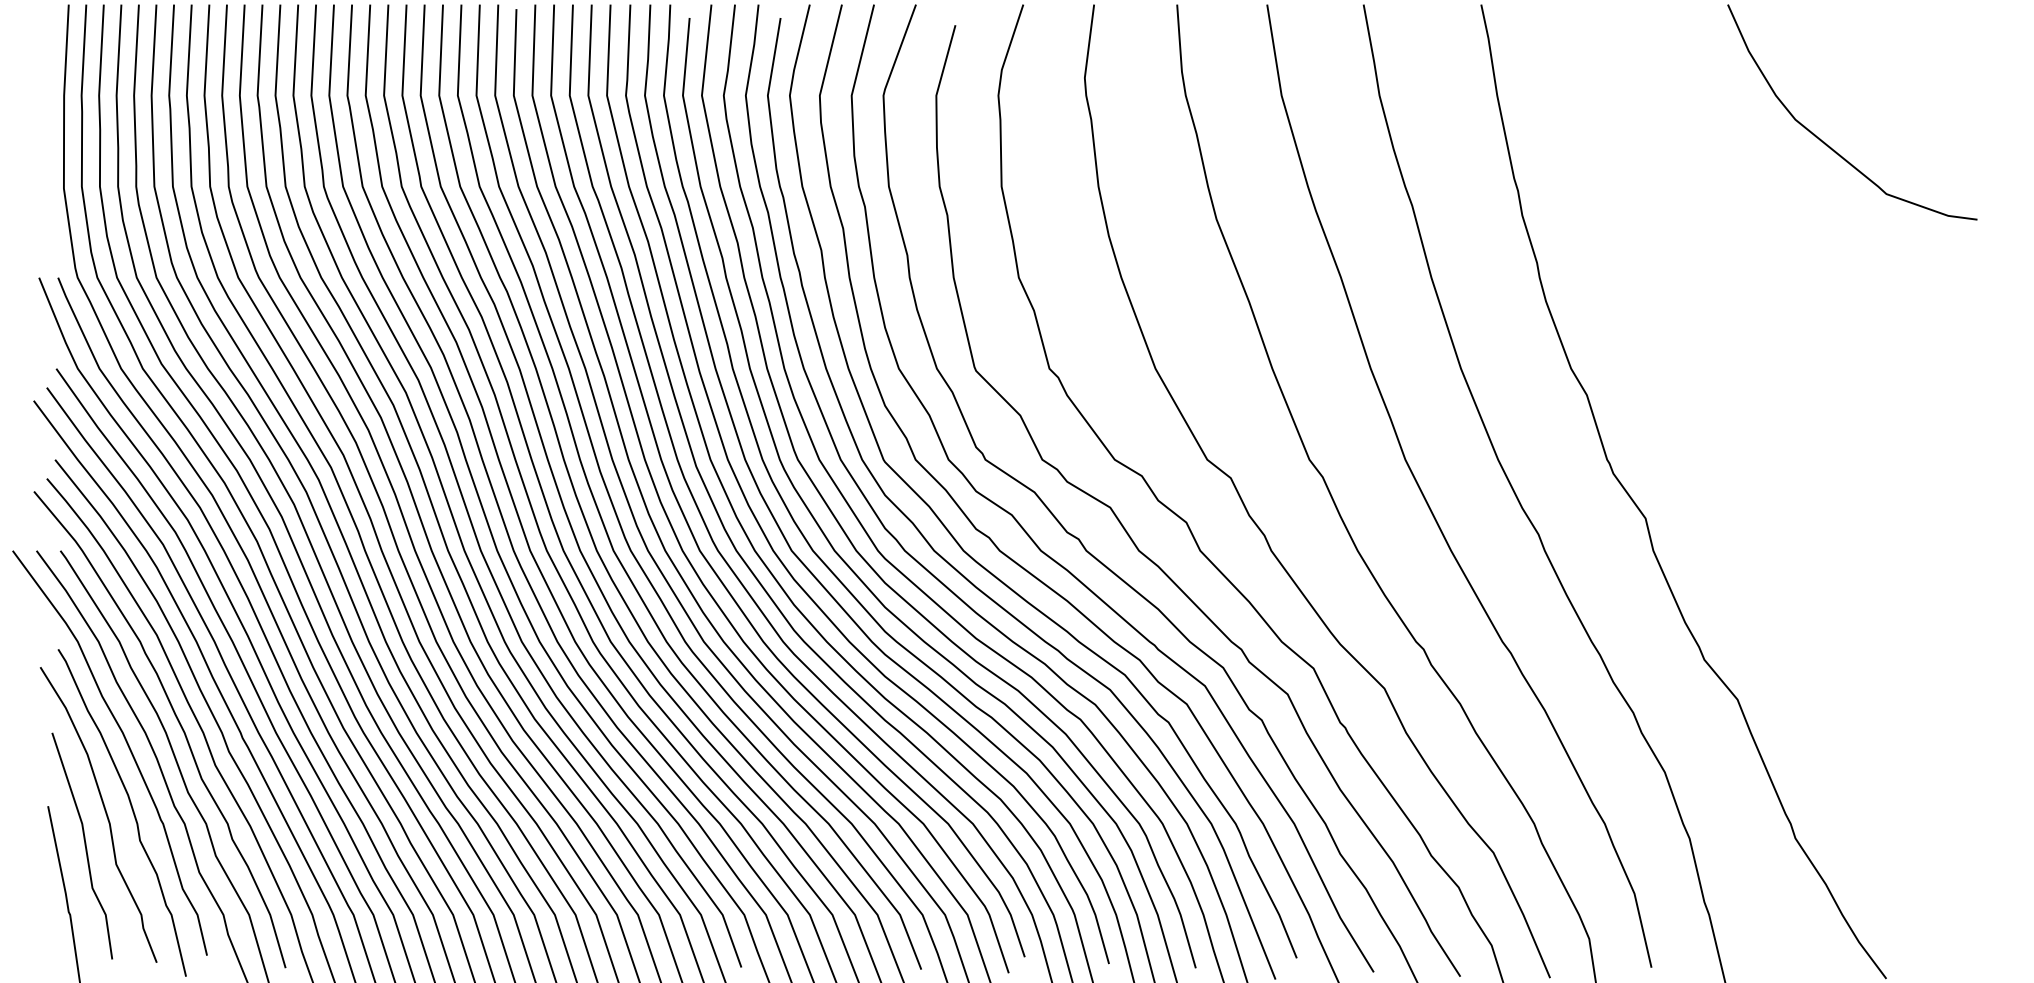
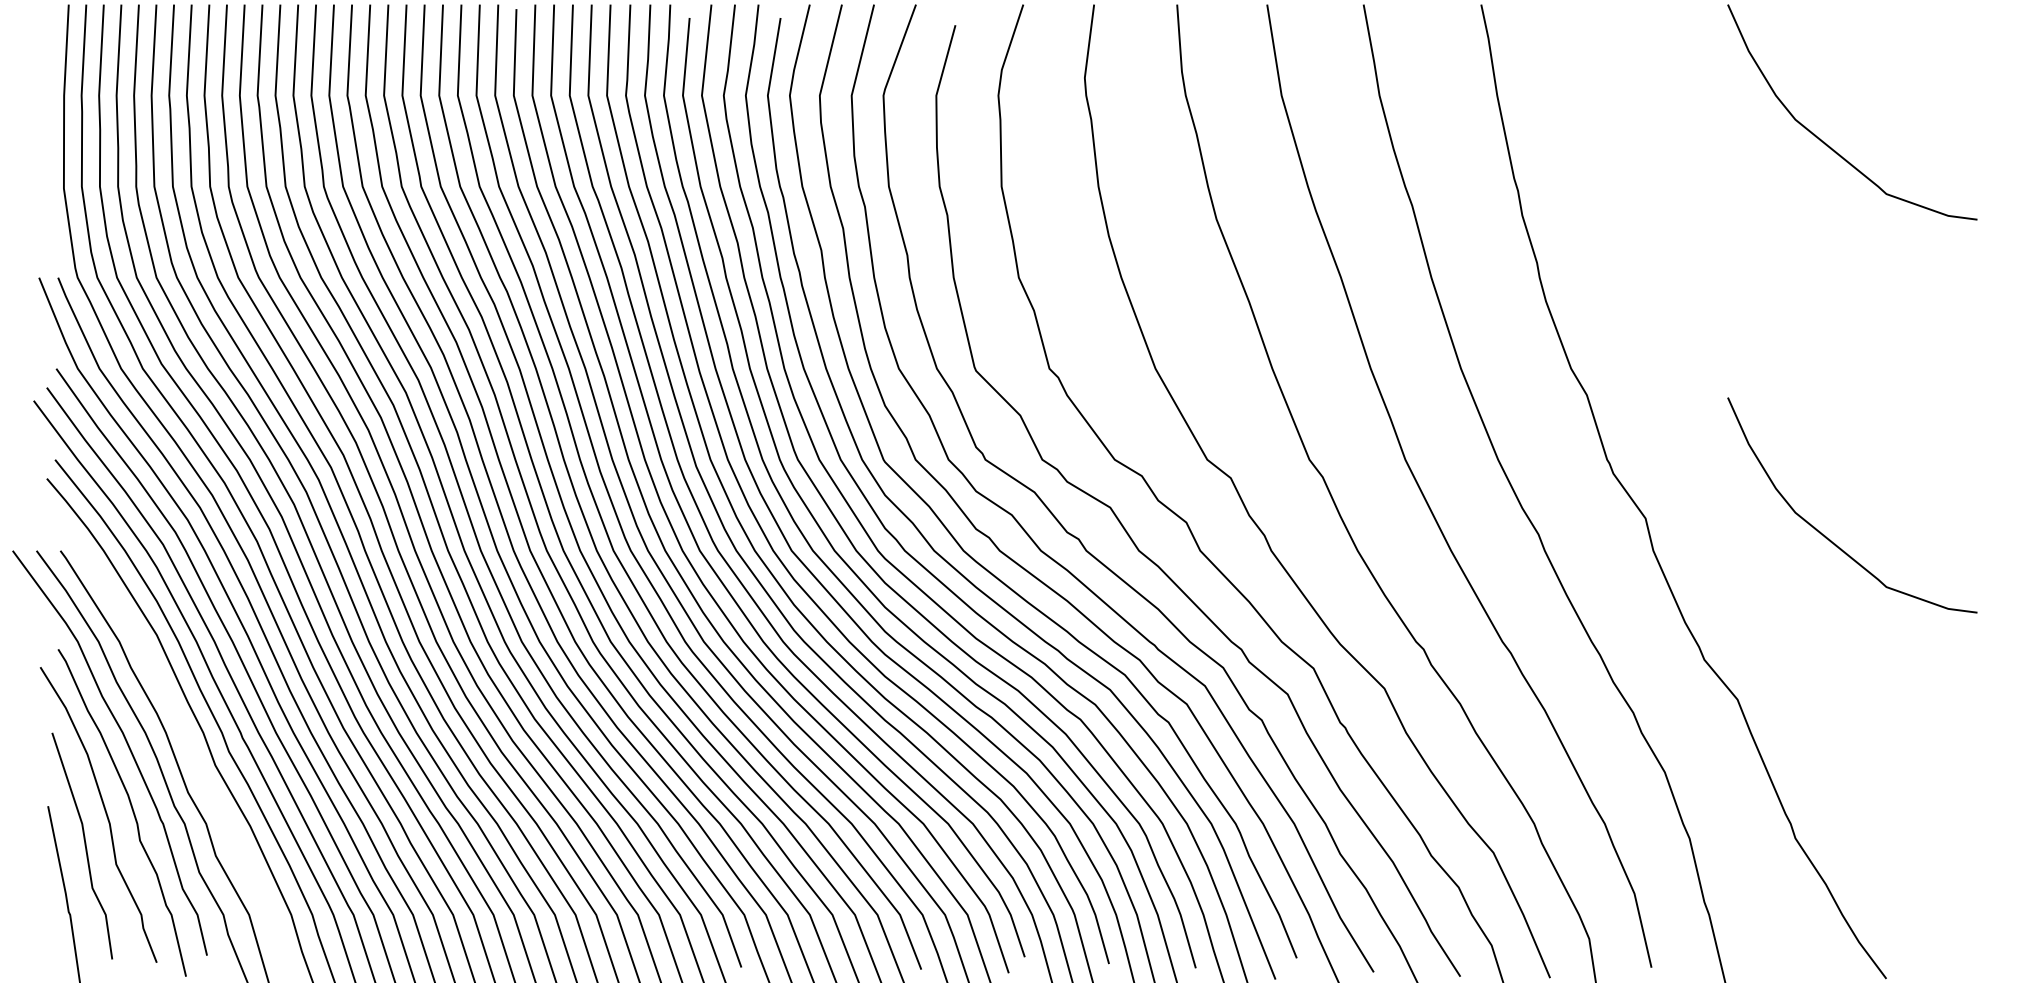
curve: none -> present (1824, 534)
curve: present -> none (177, 721)
